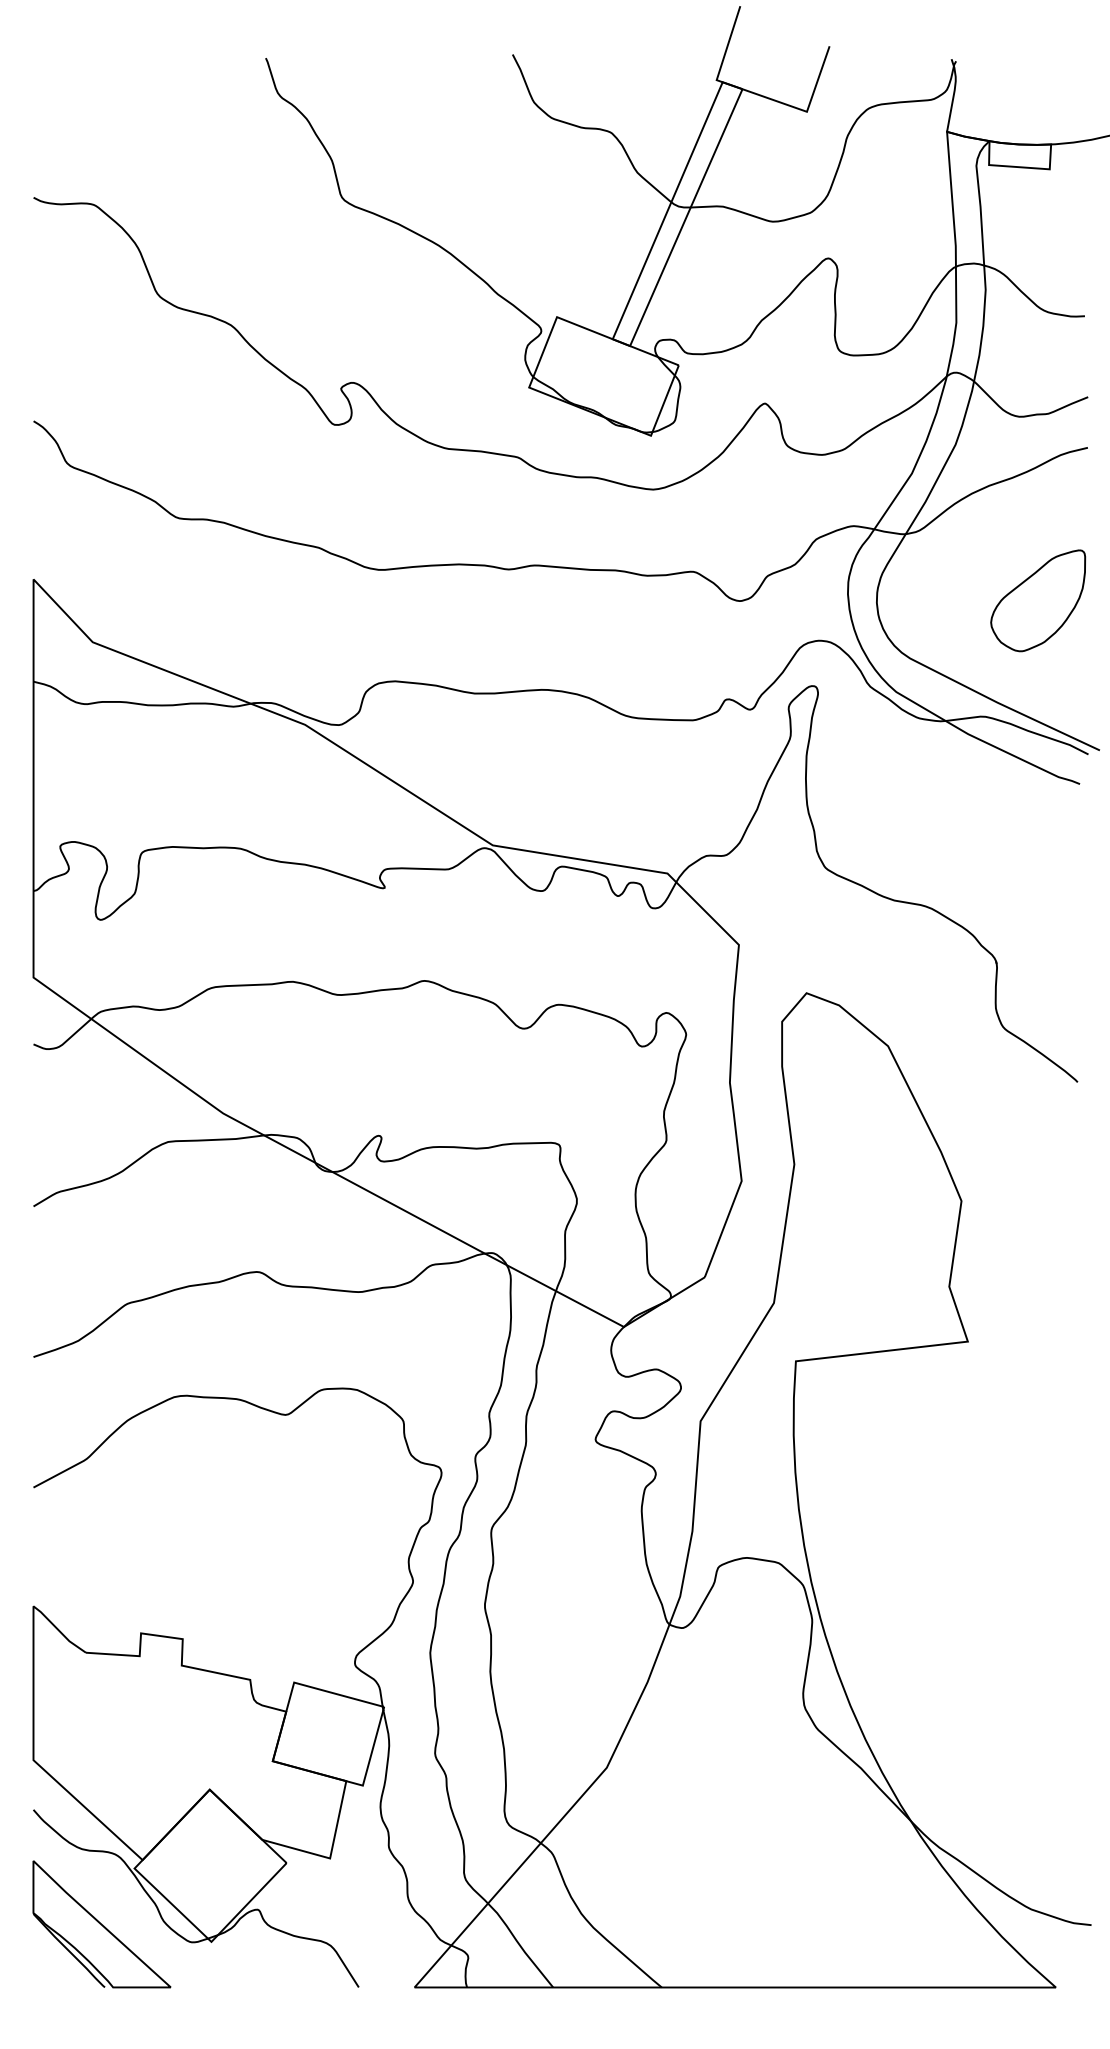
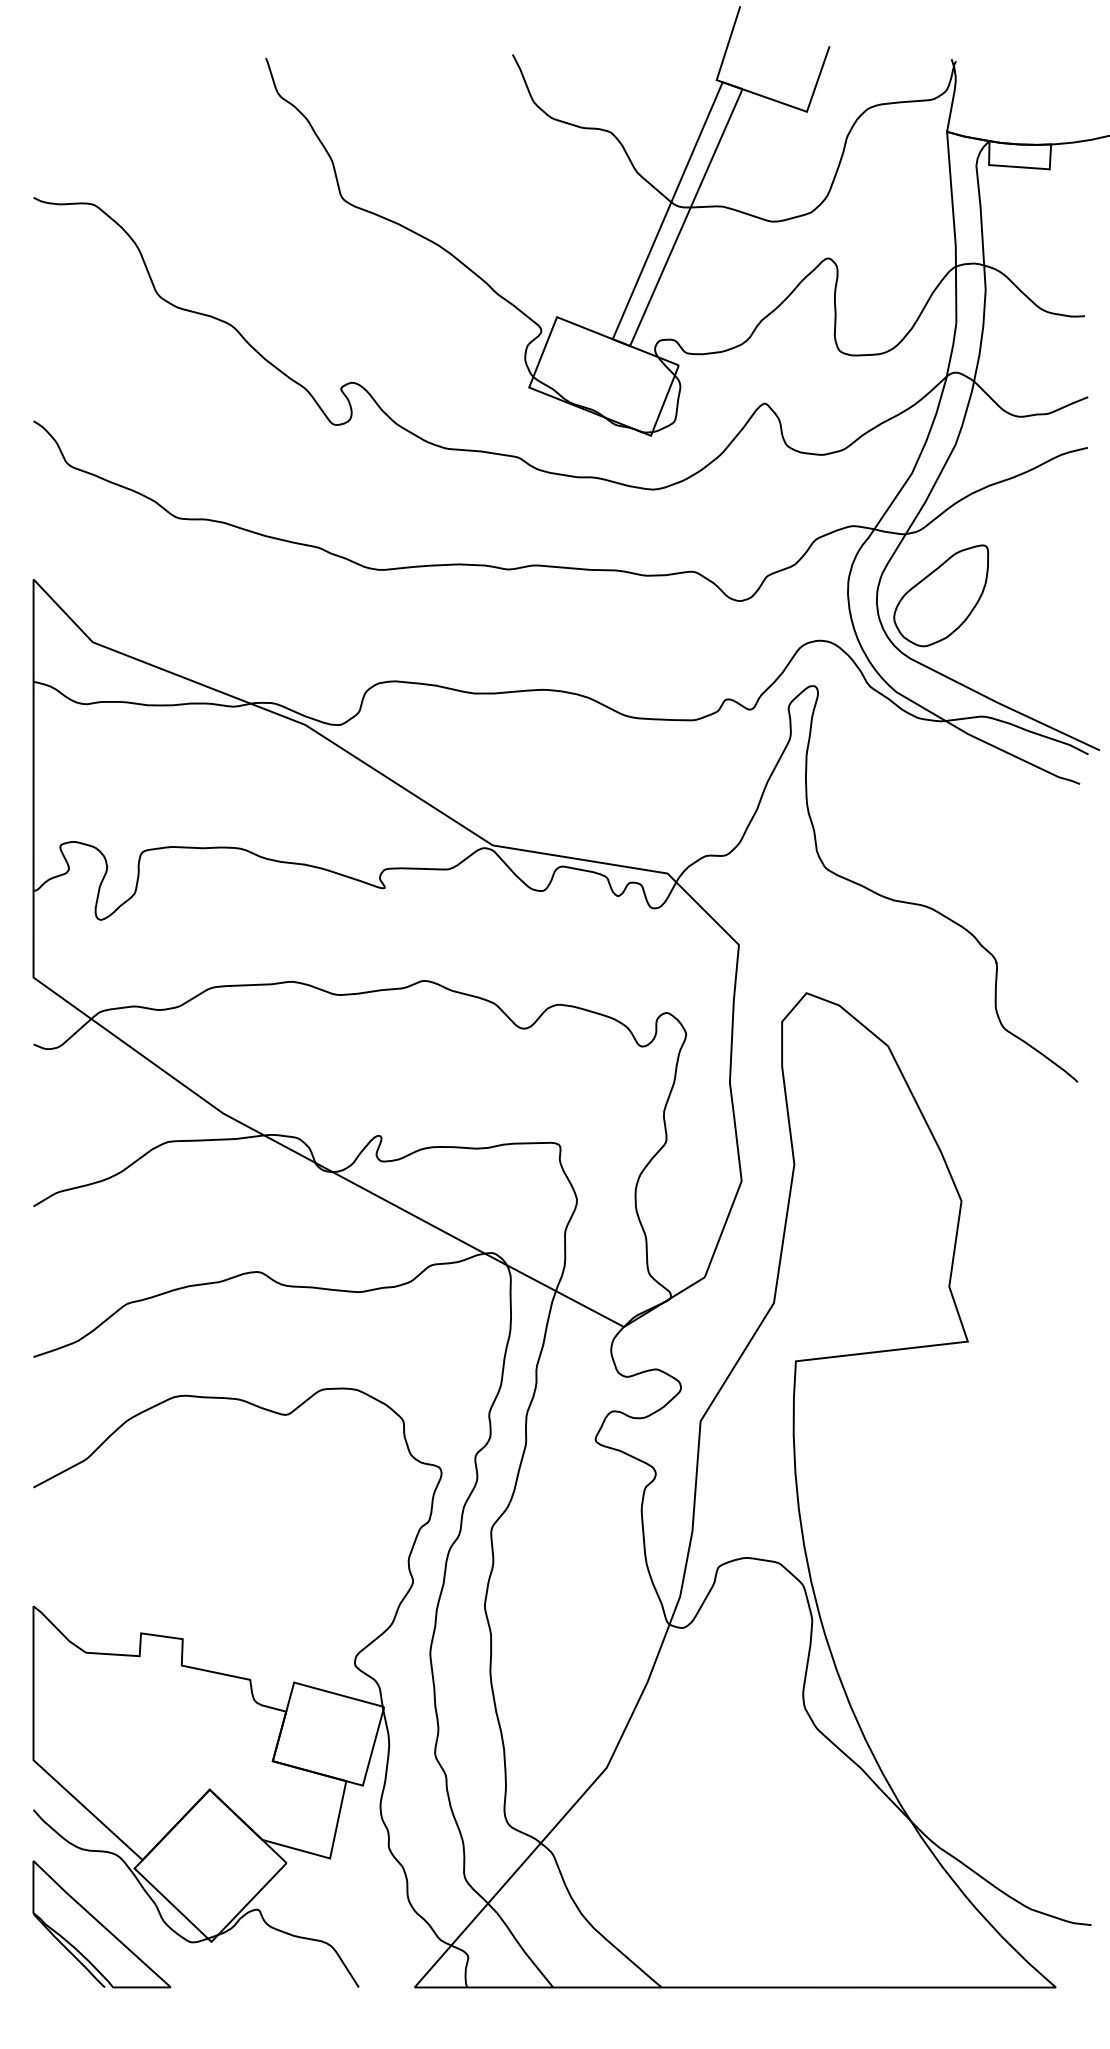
part position: (1038, 600) -> (941, 595) (941, 595)
